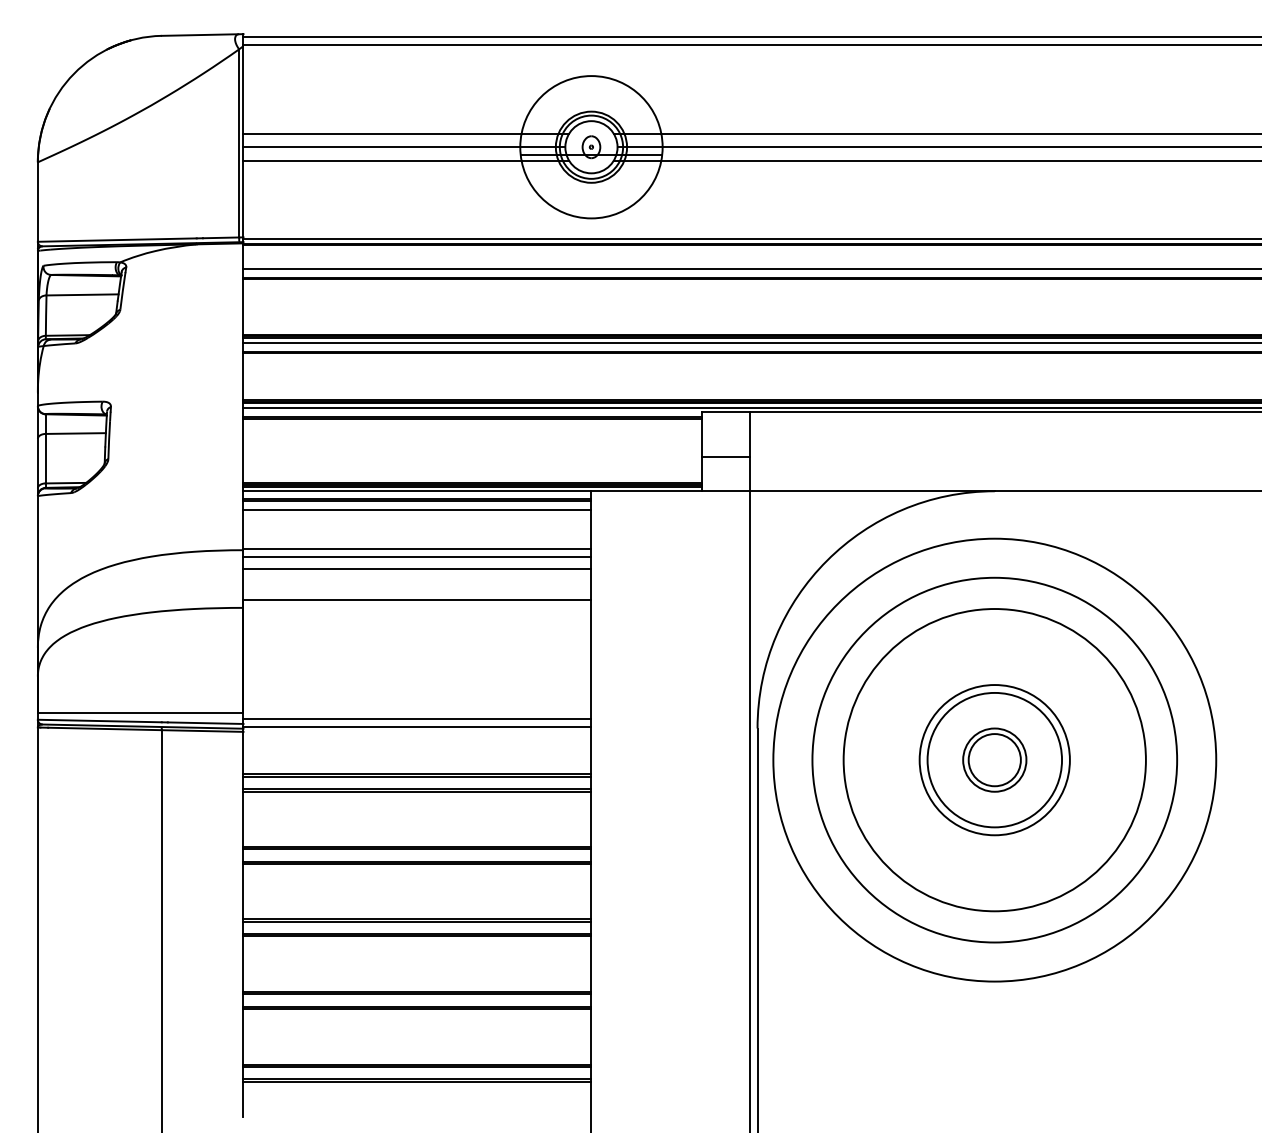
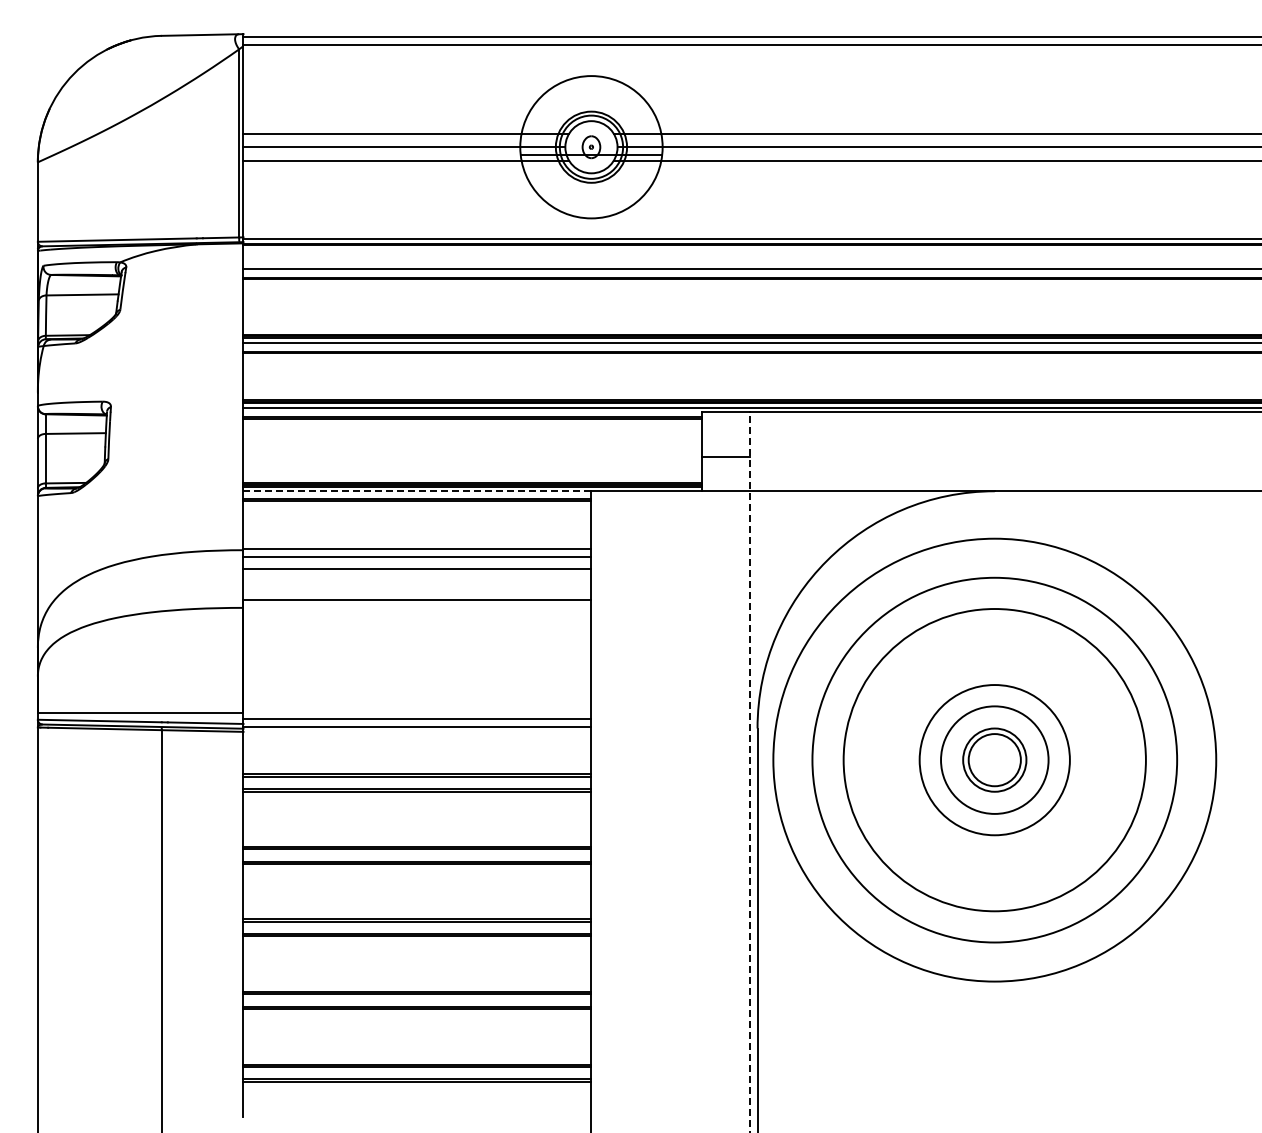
line: solid -> dashed (417, 491)
line: present -> none (417, 510)
circle diameter: 134 px -> 108 px (994, 759)
line: solid -> dashed (749, 772)
